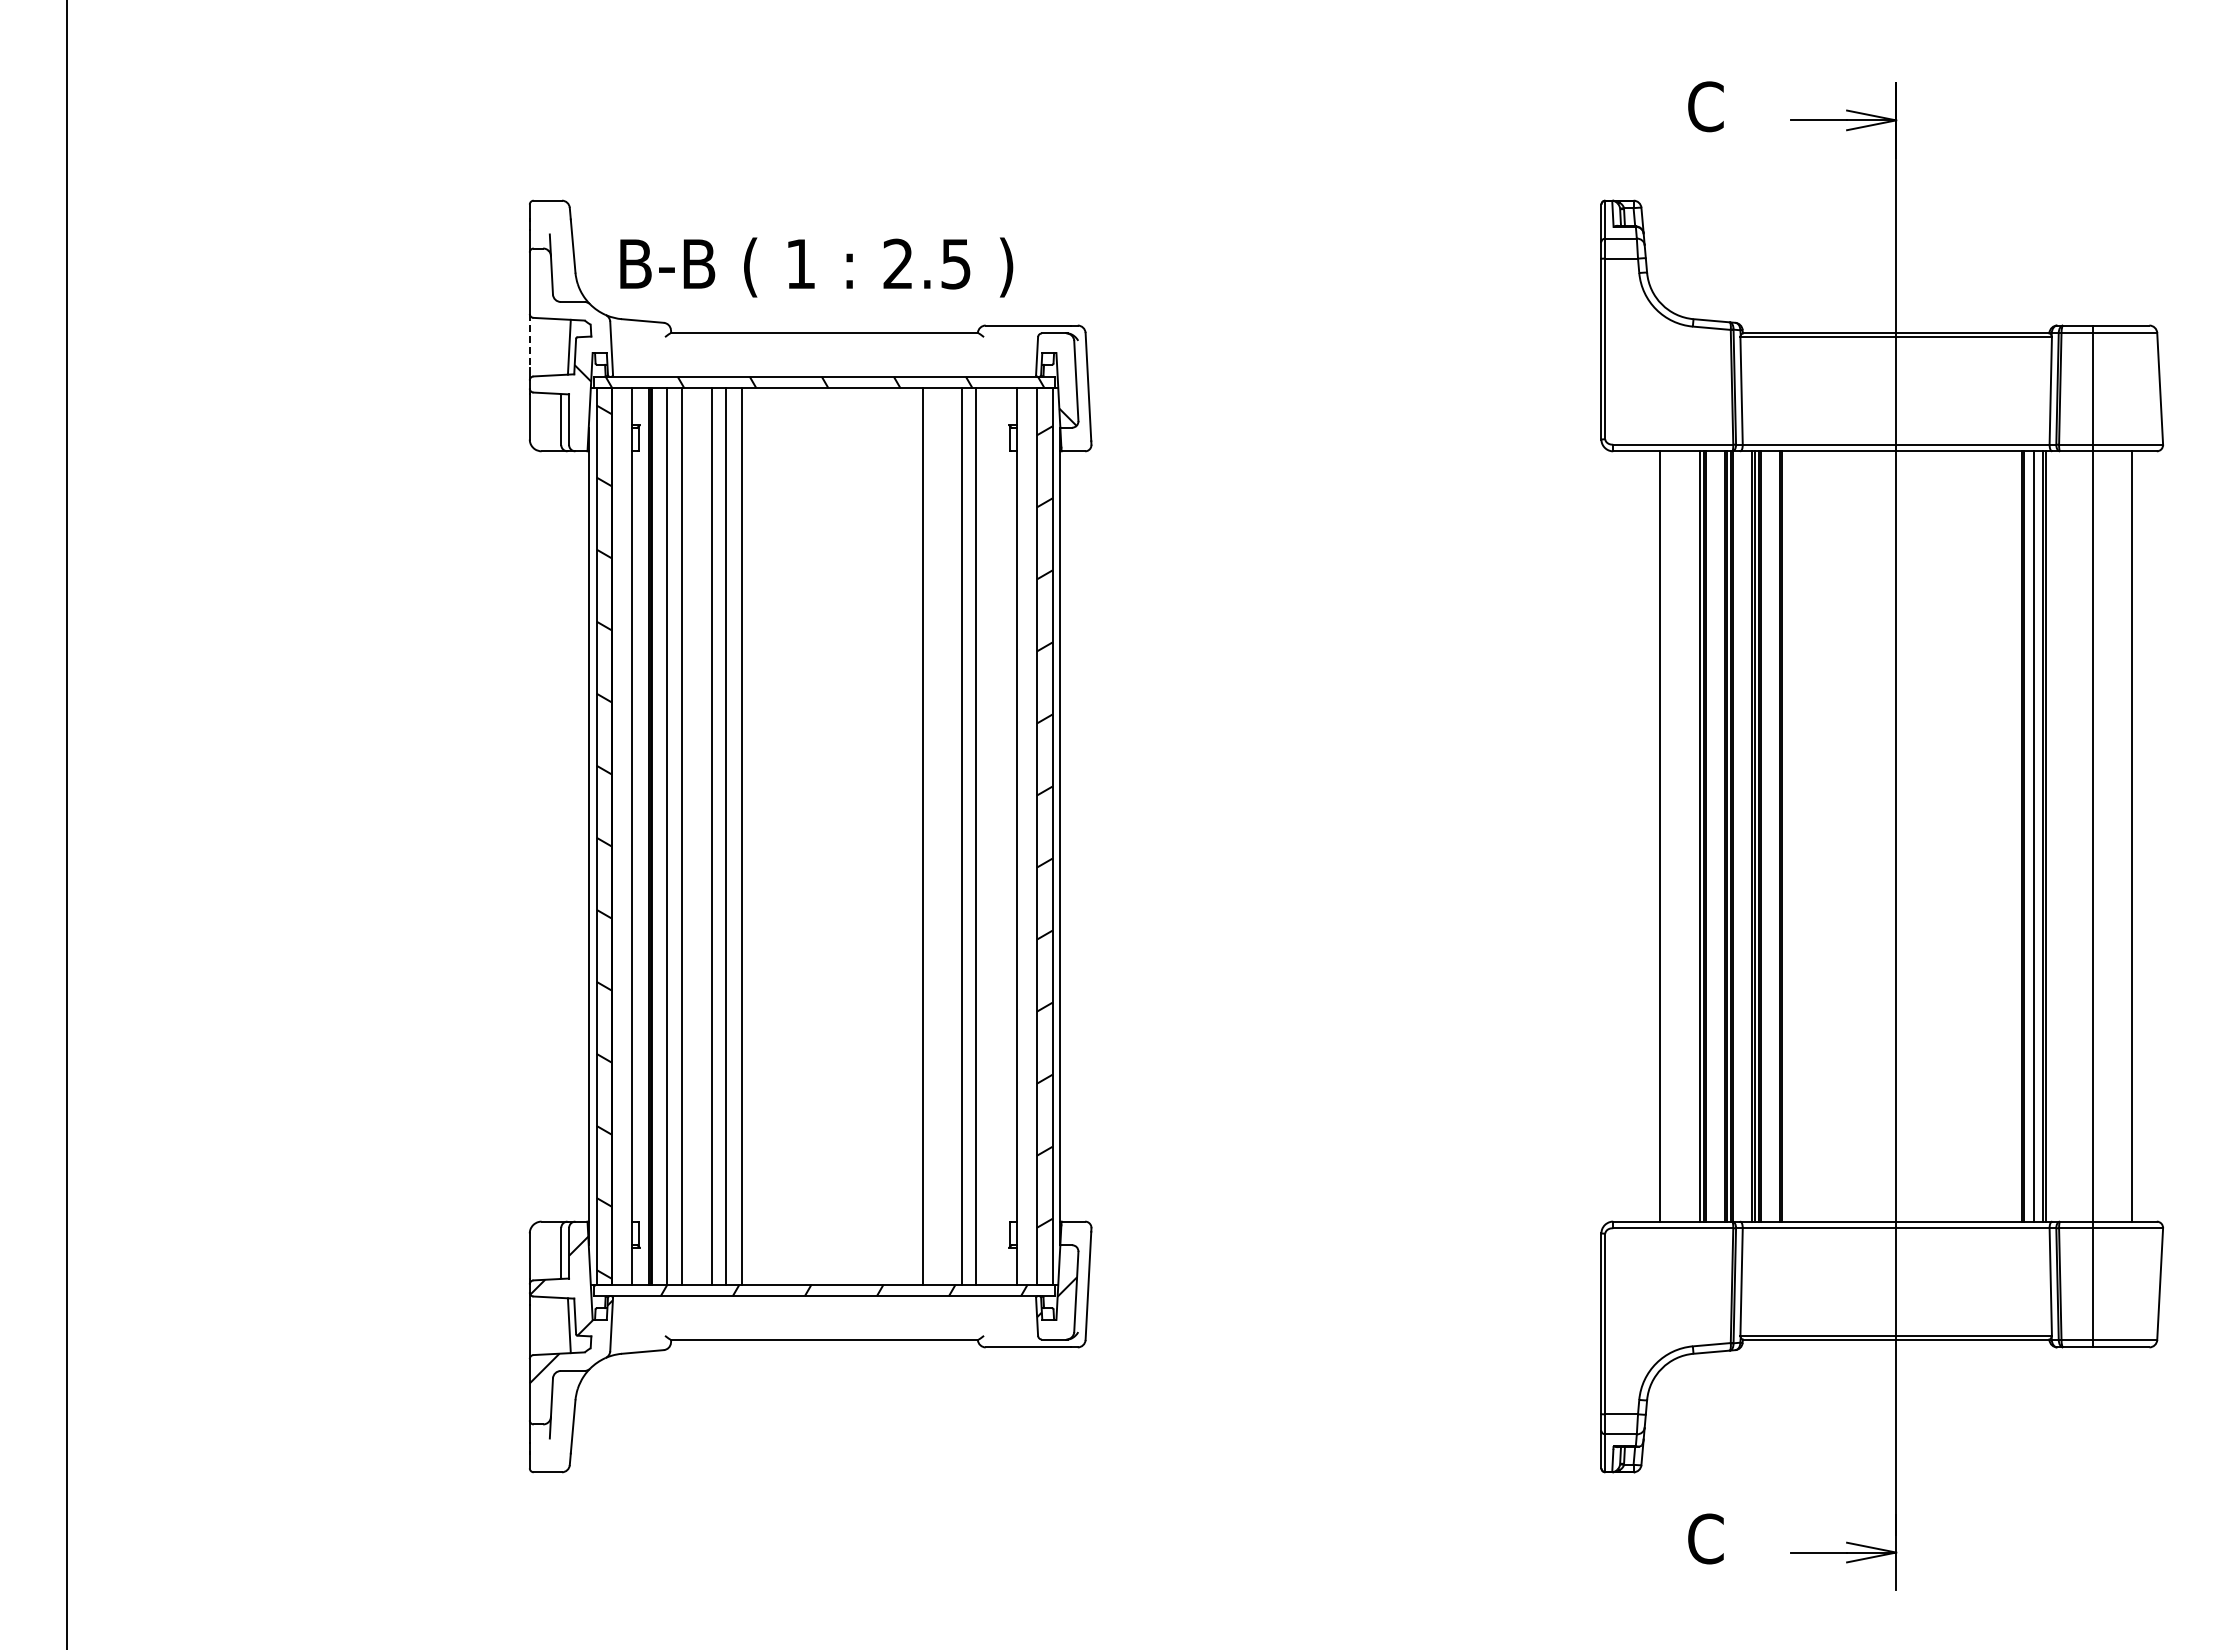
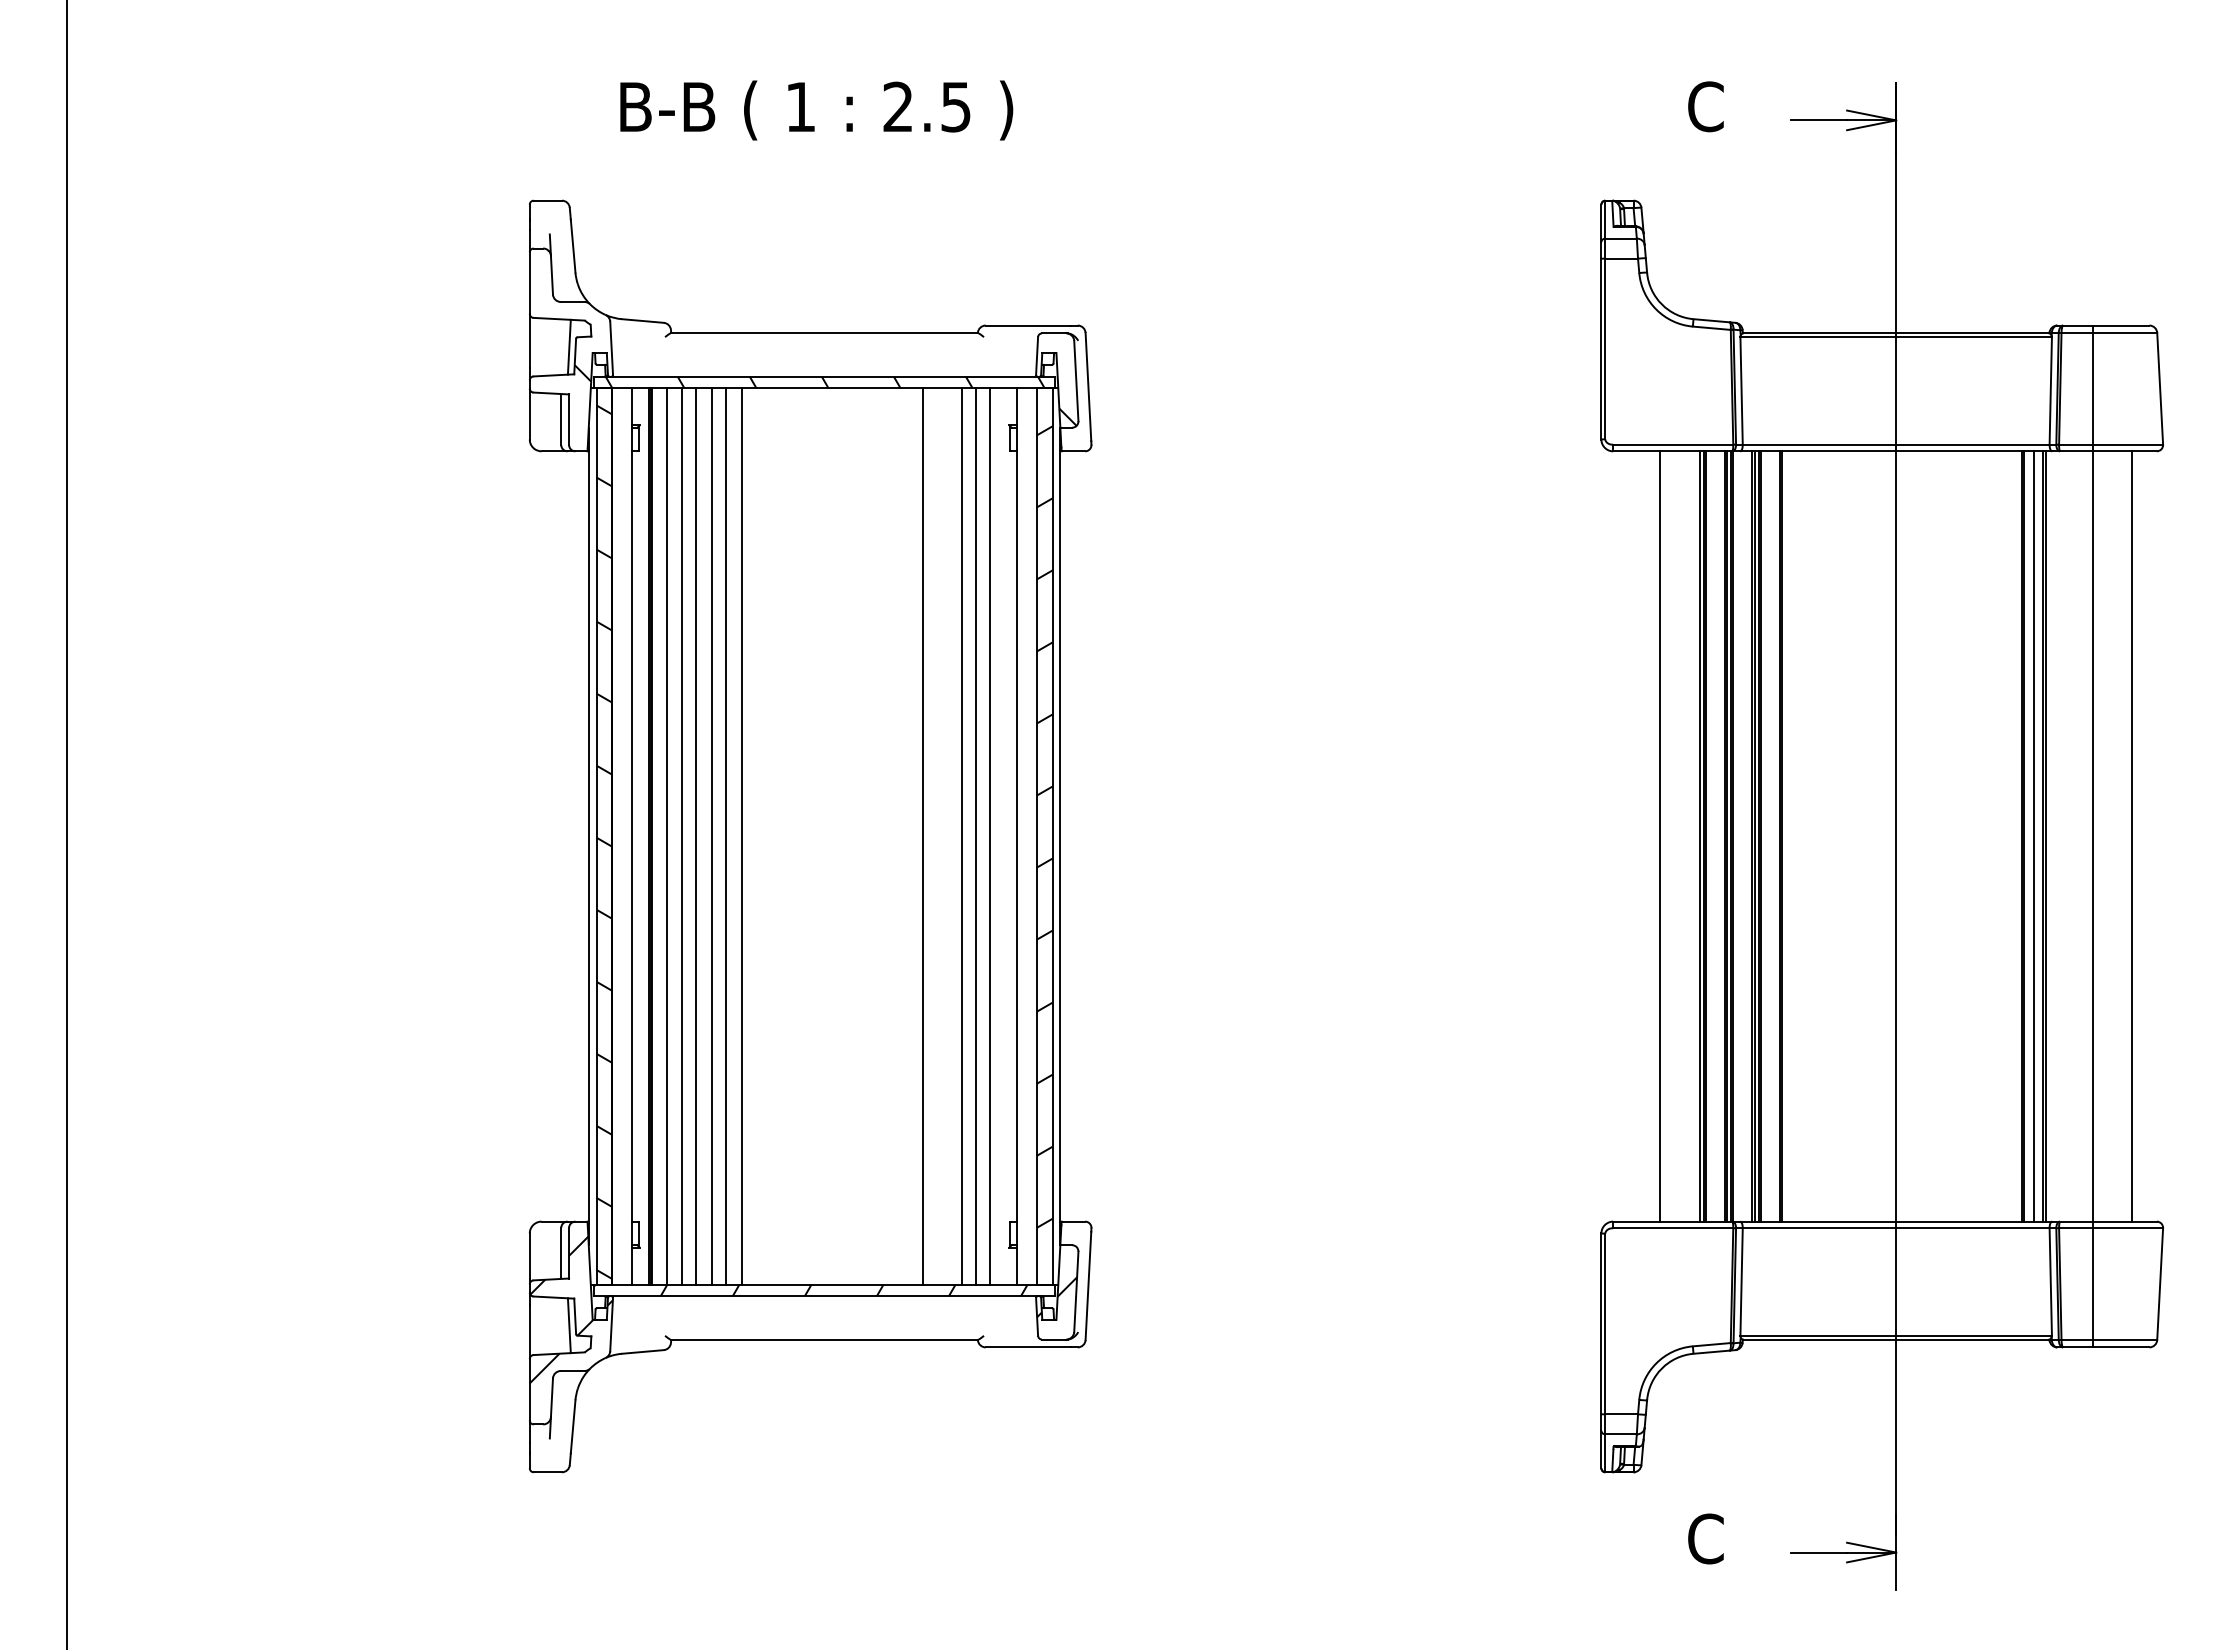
text position: (816, 267) -> (816, 110) (816, 110)
line: dashed -> solid (529, 341)
line: none -> present (696, 836)
line: none -> present (990, 836)
